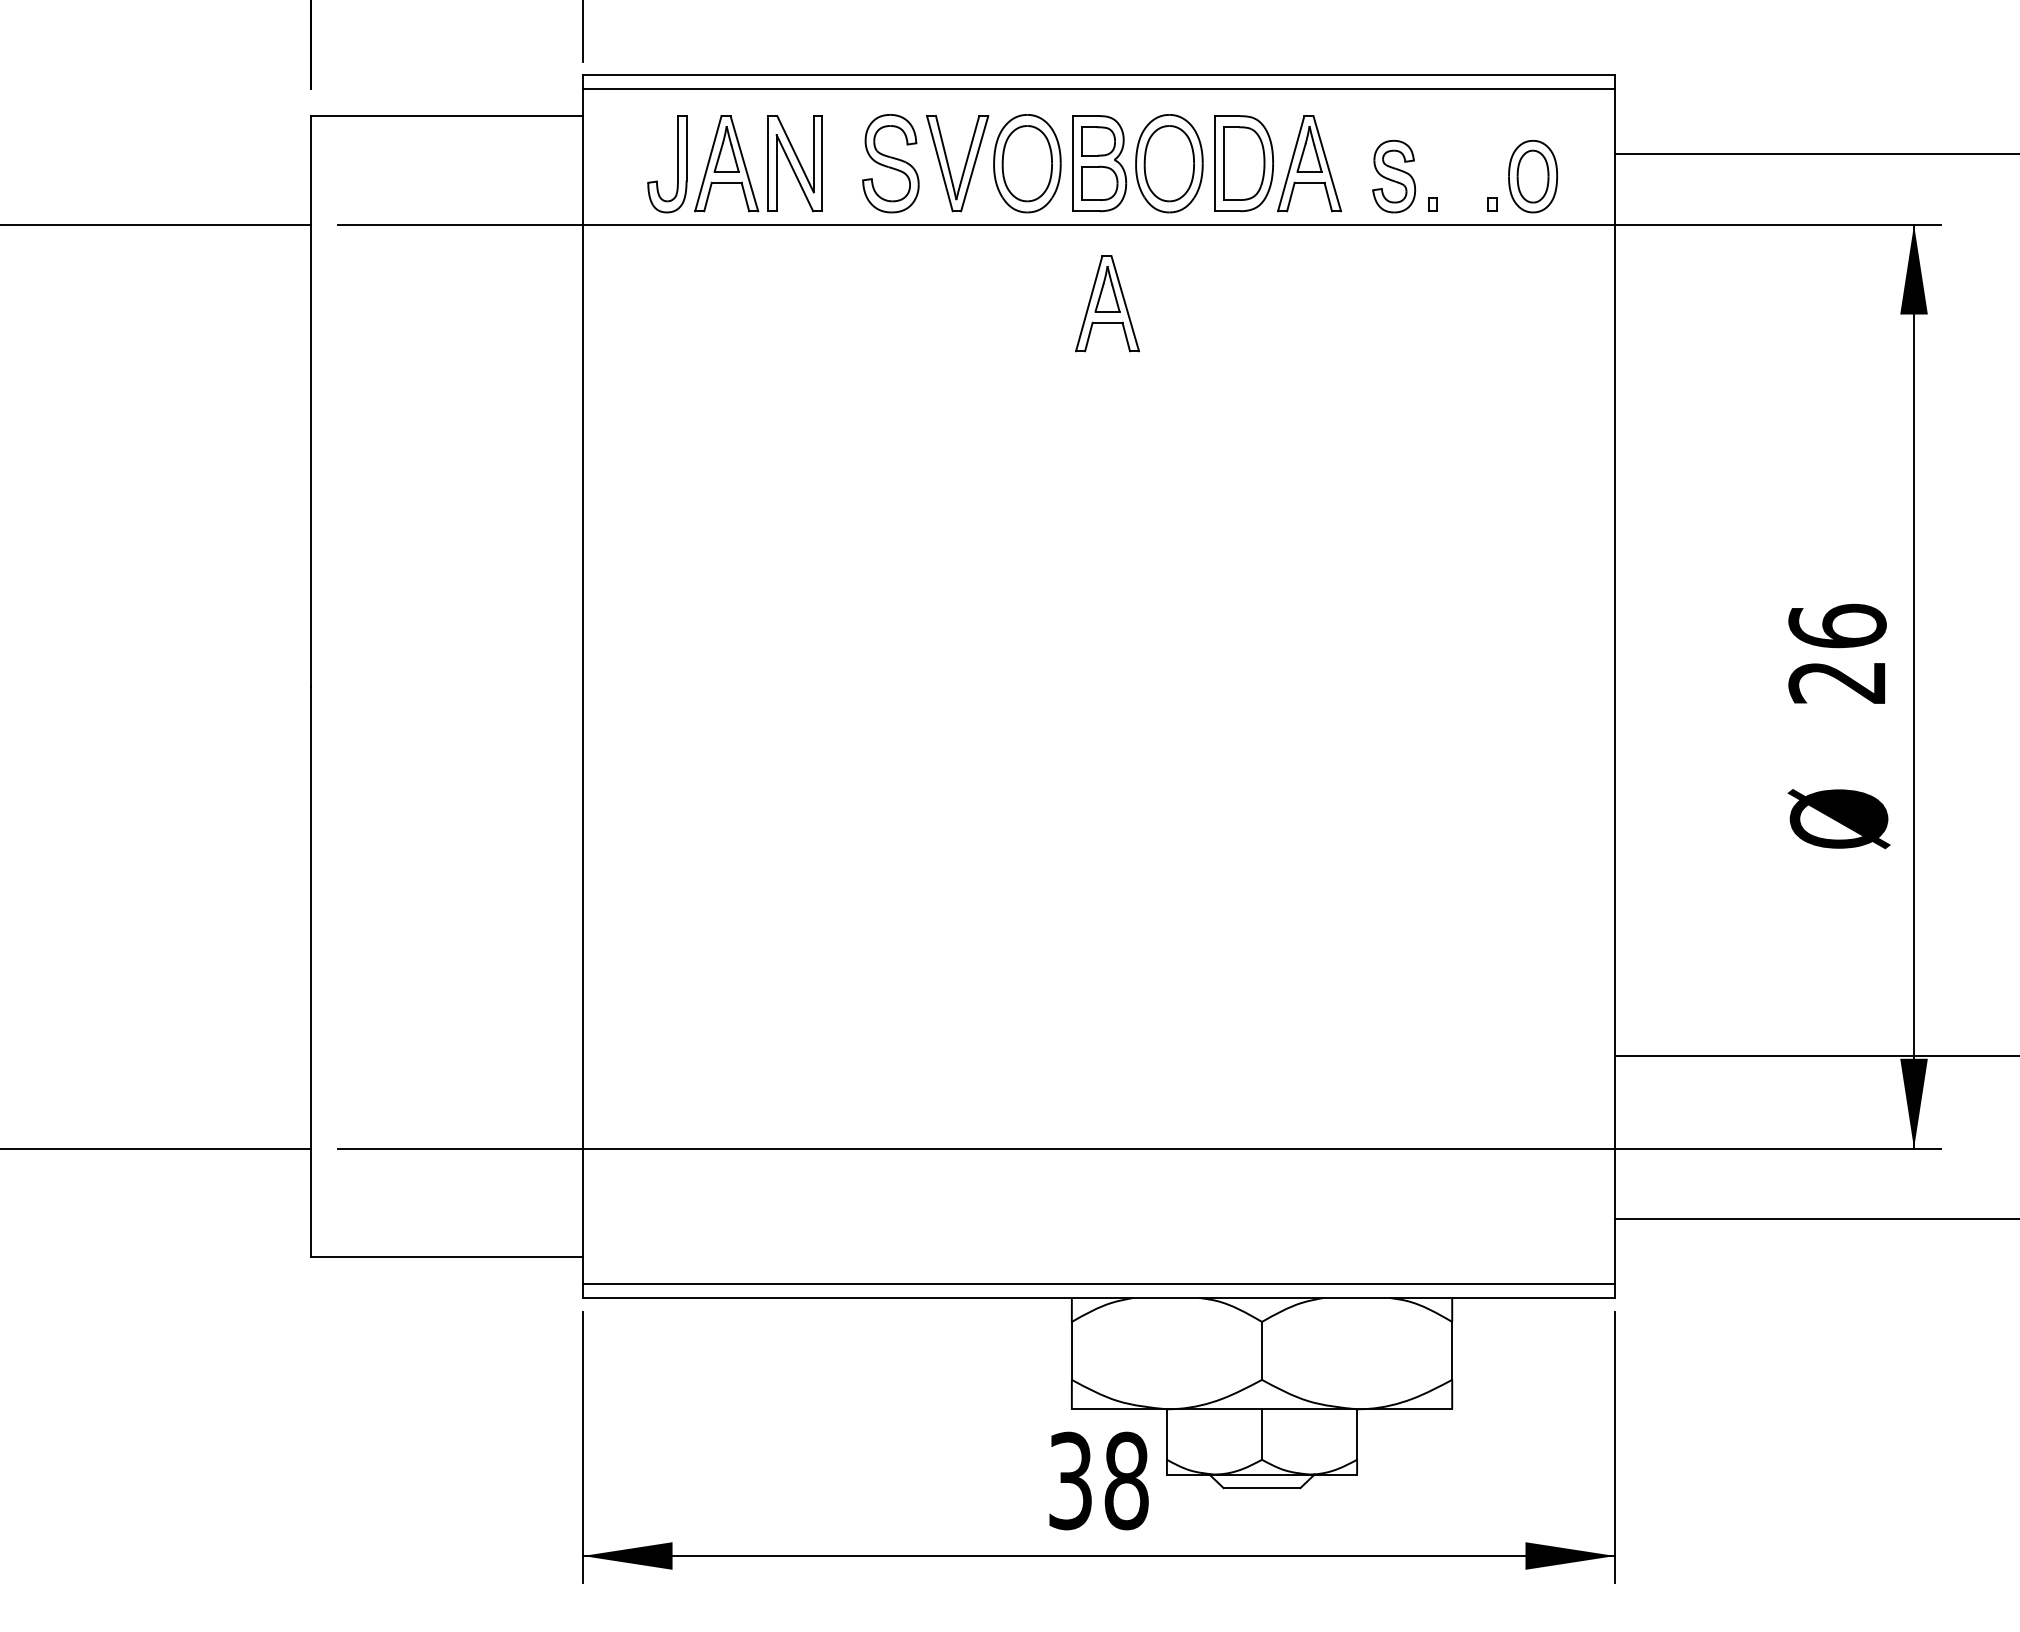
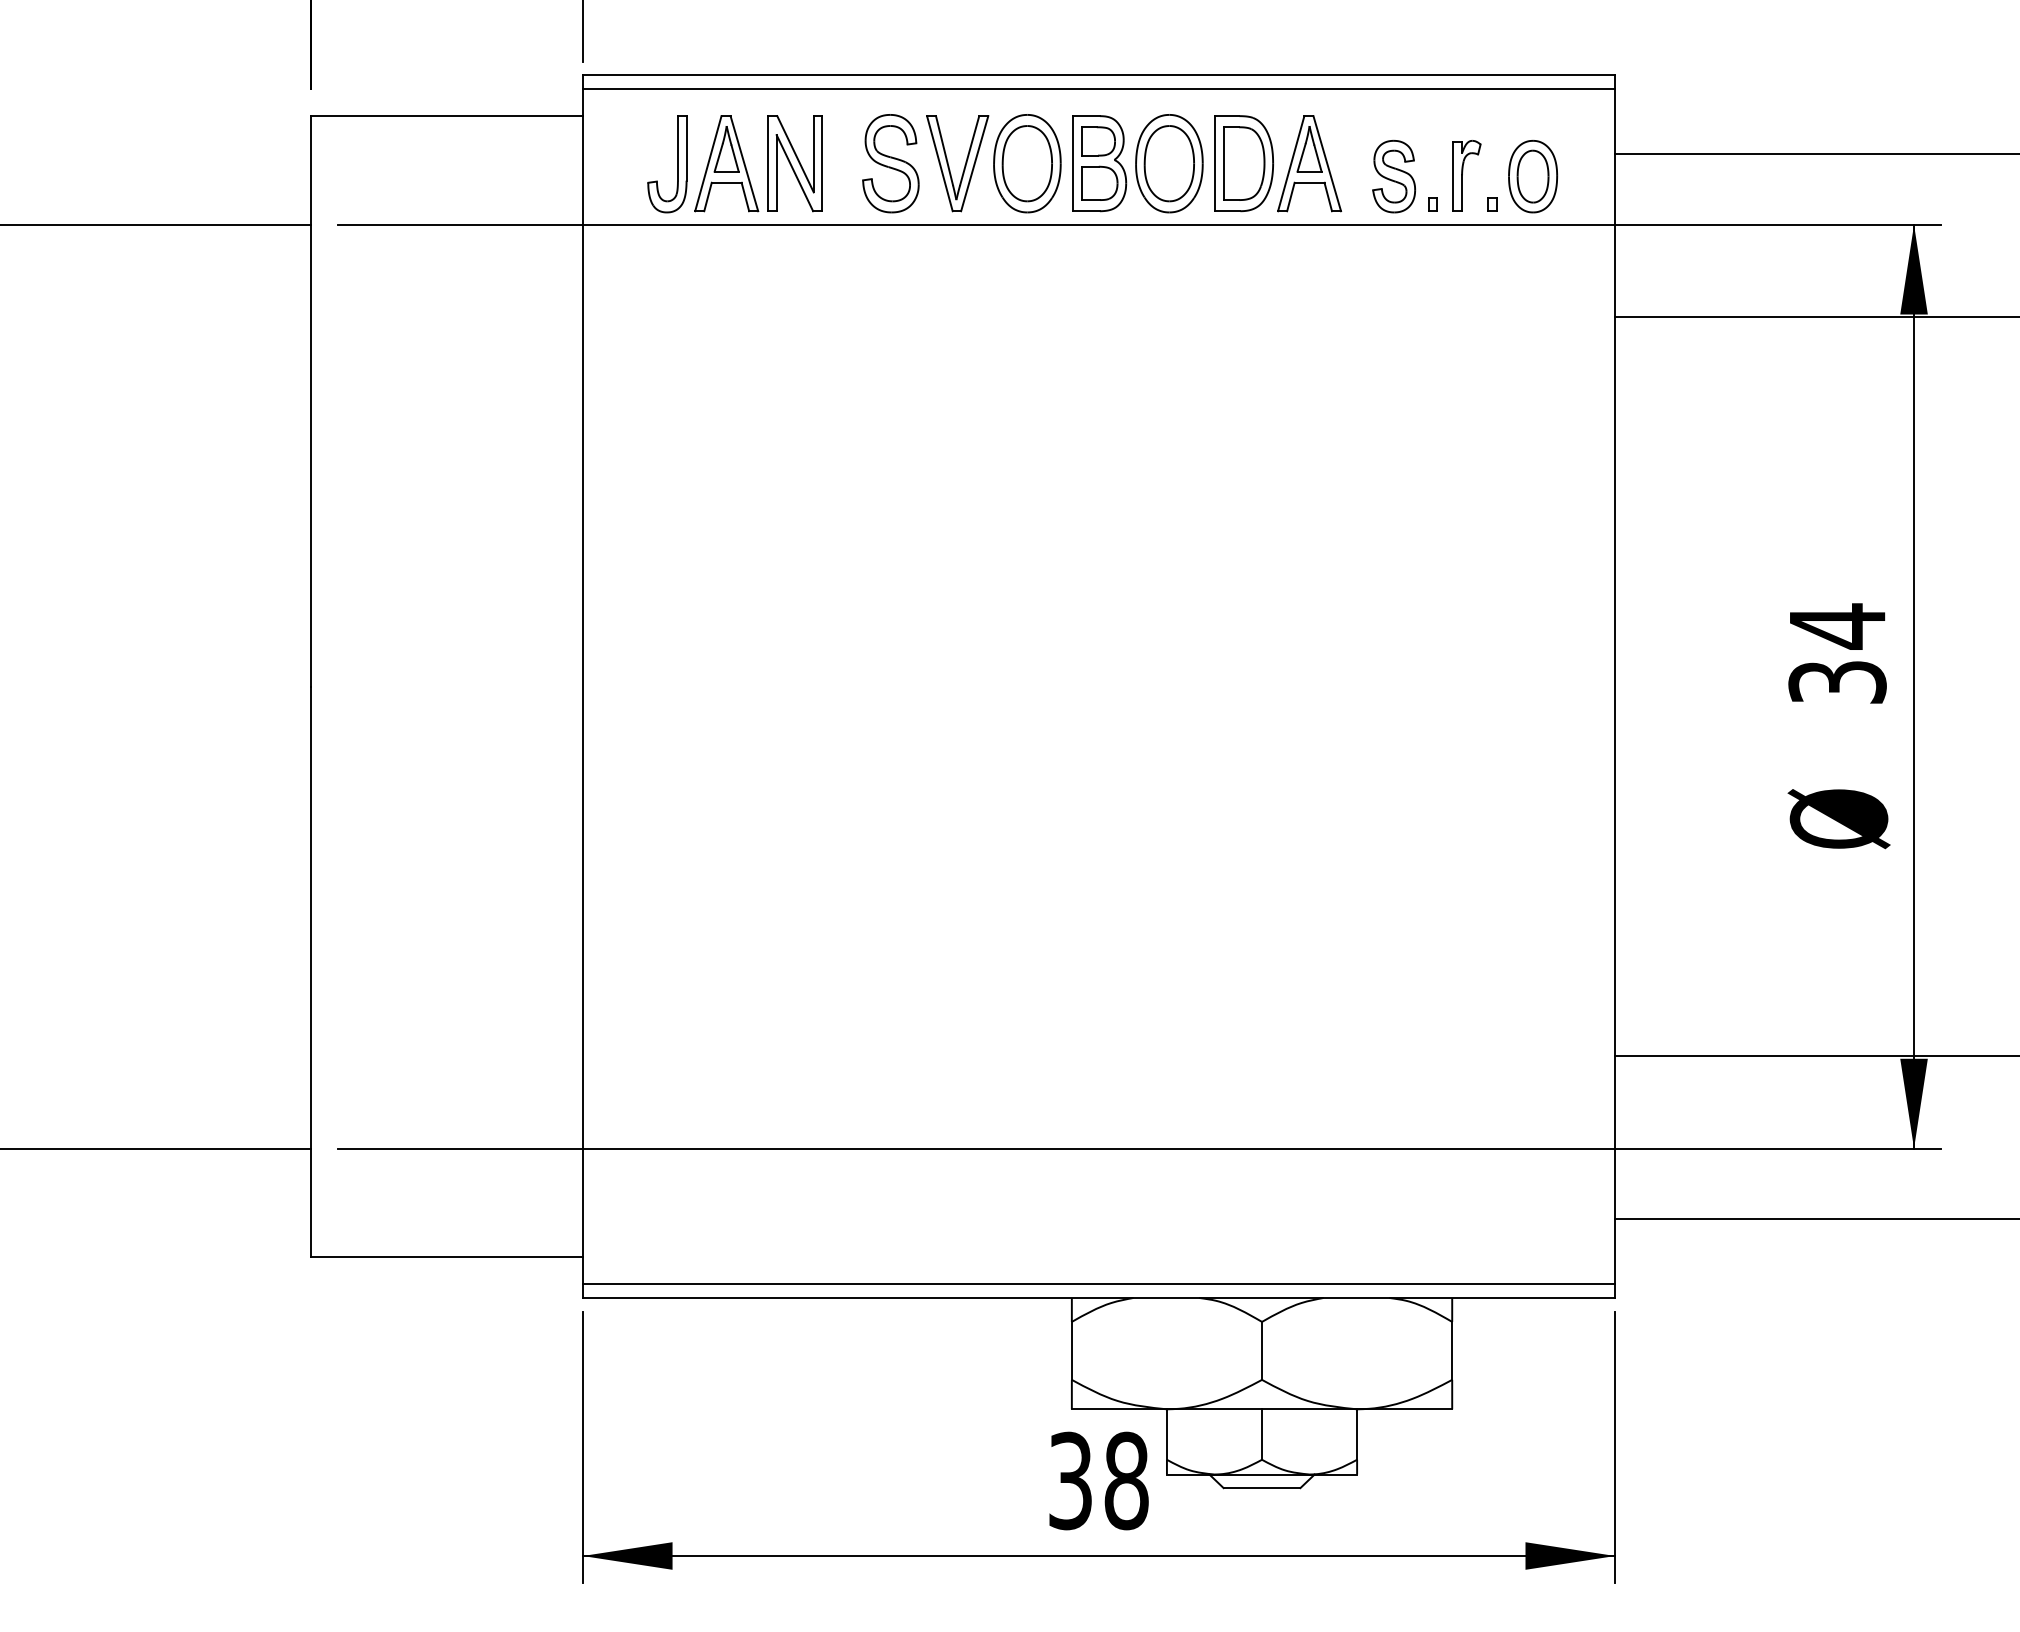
part: none -> present (1466, 175)
part: present -> none (1107, 303)
line: none -> present (1815, 317)
text: 26 -> 34 (1837, 653)
